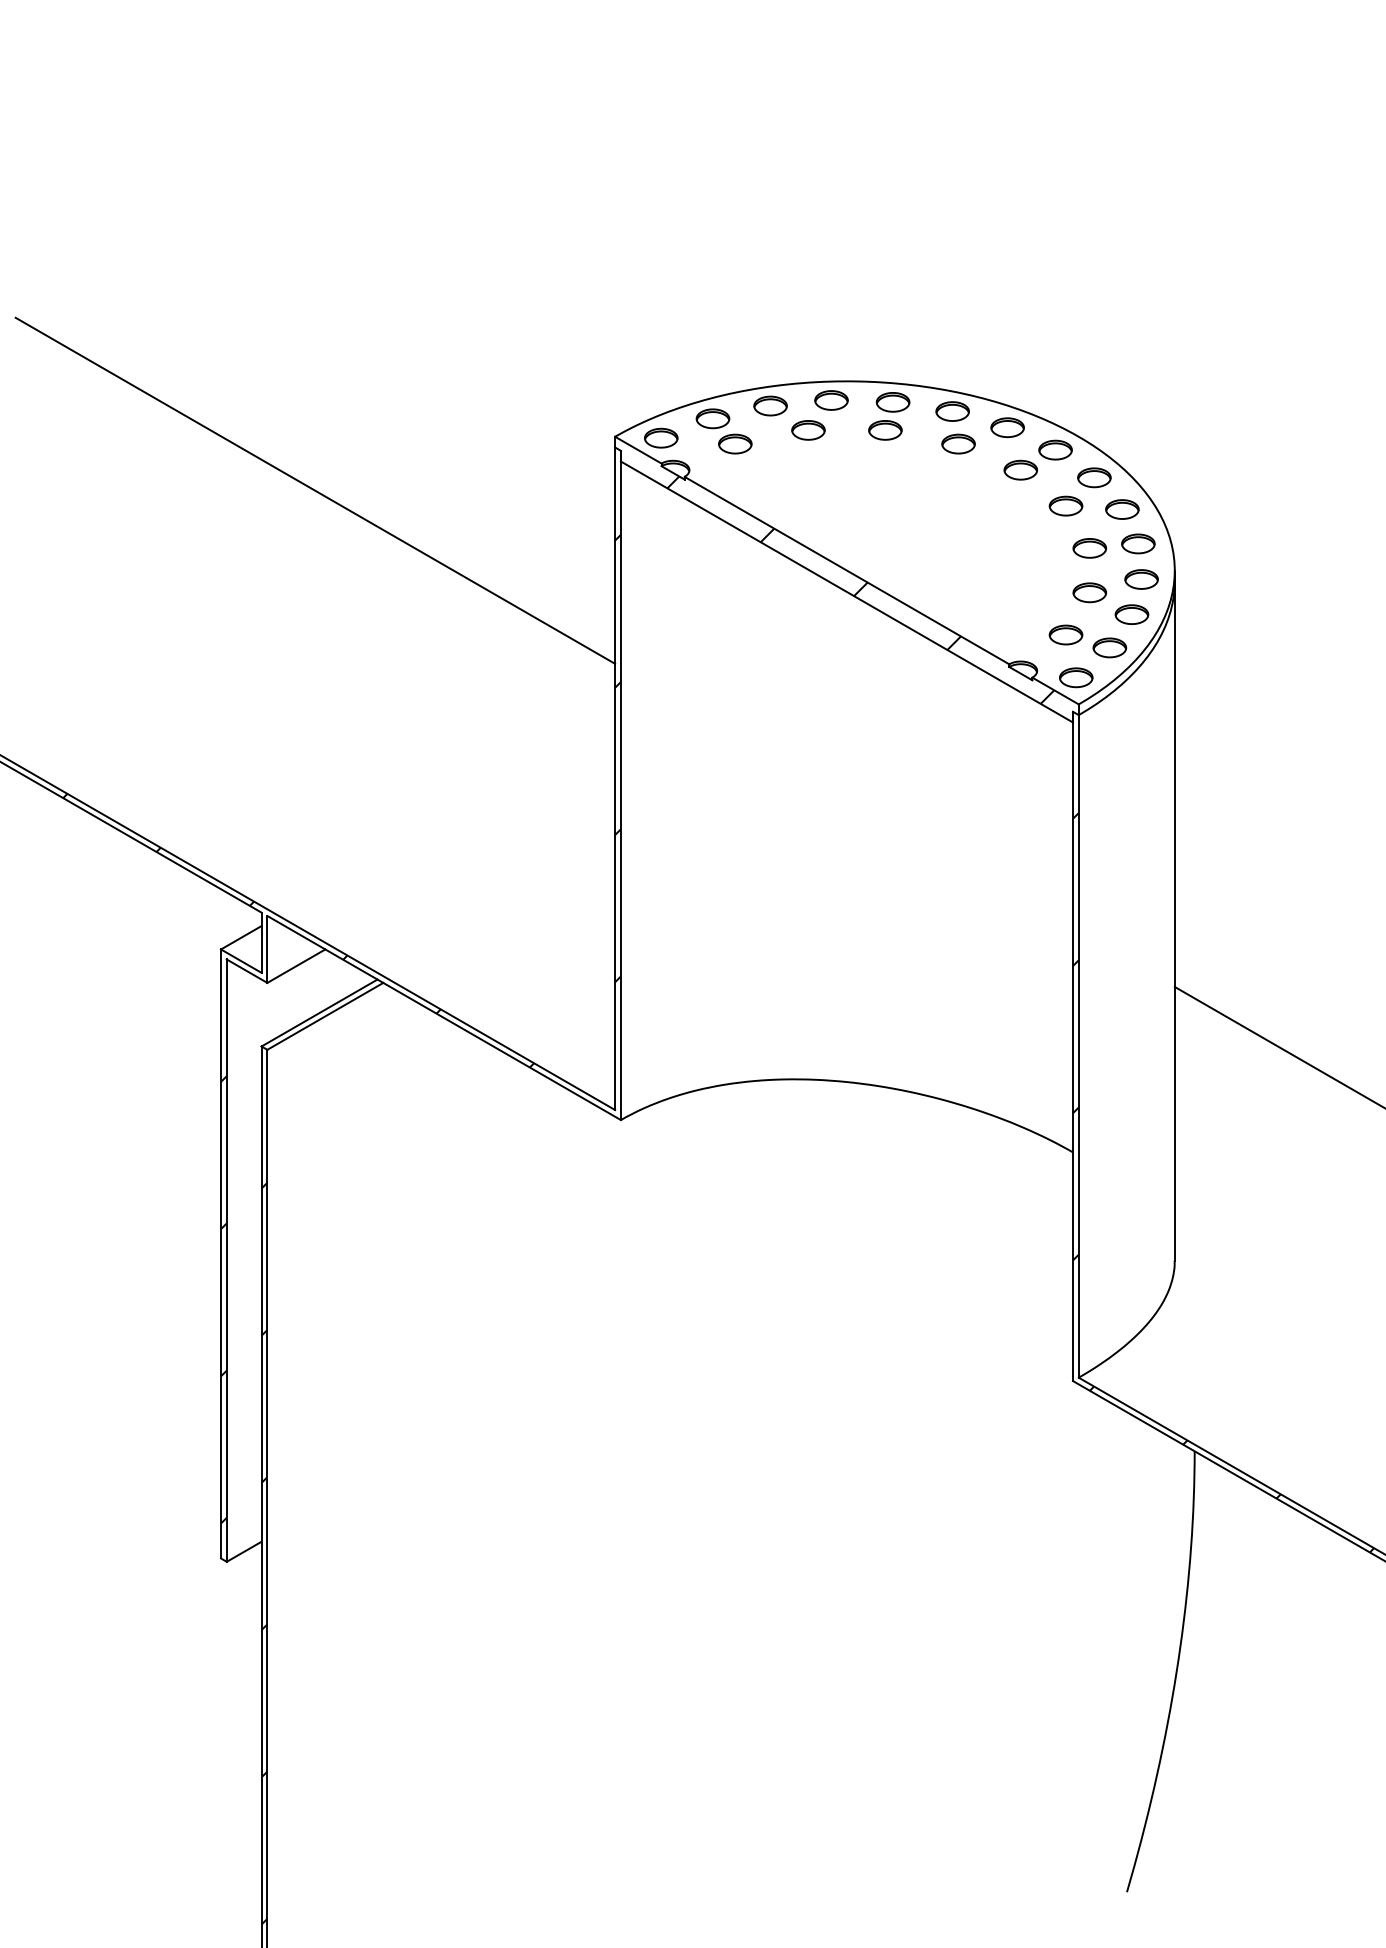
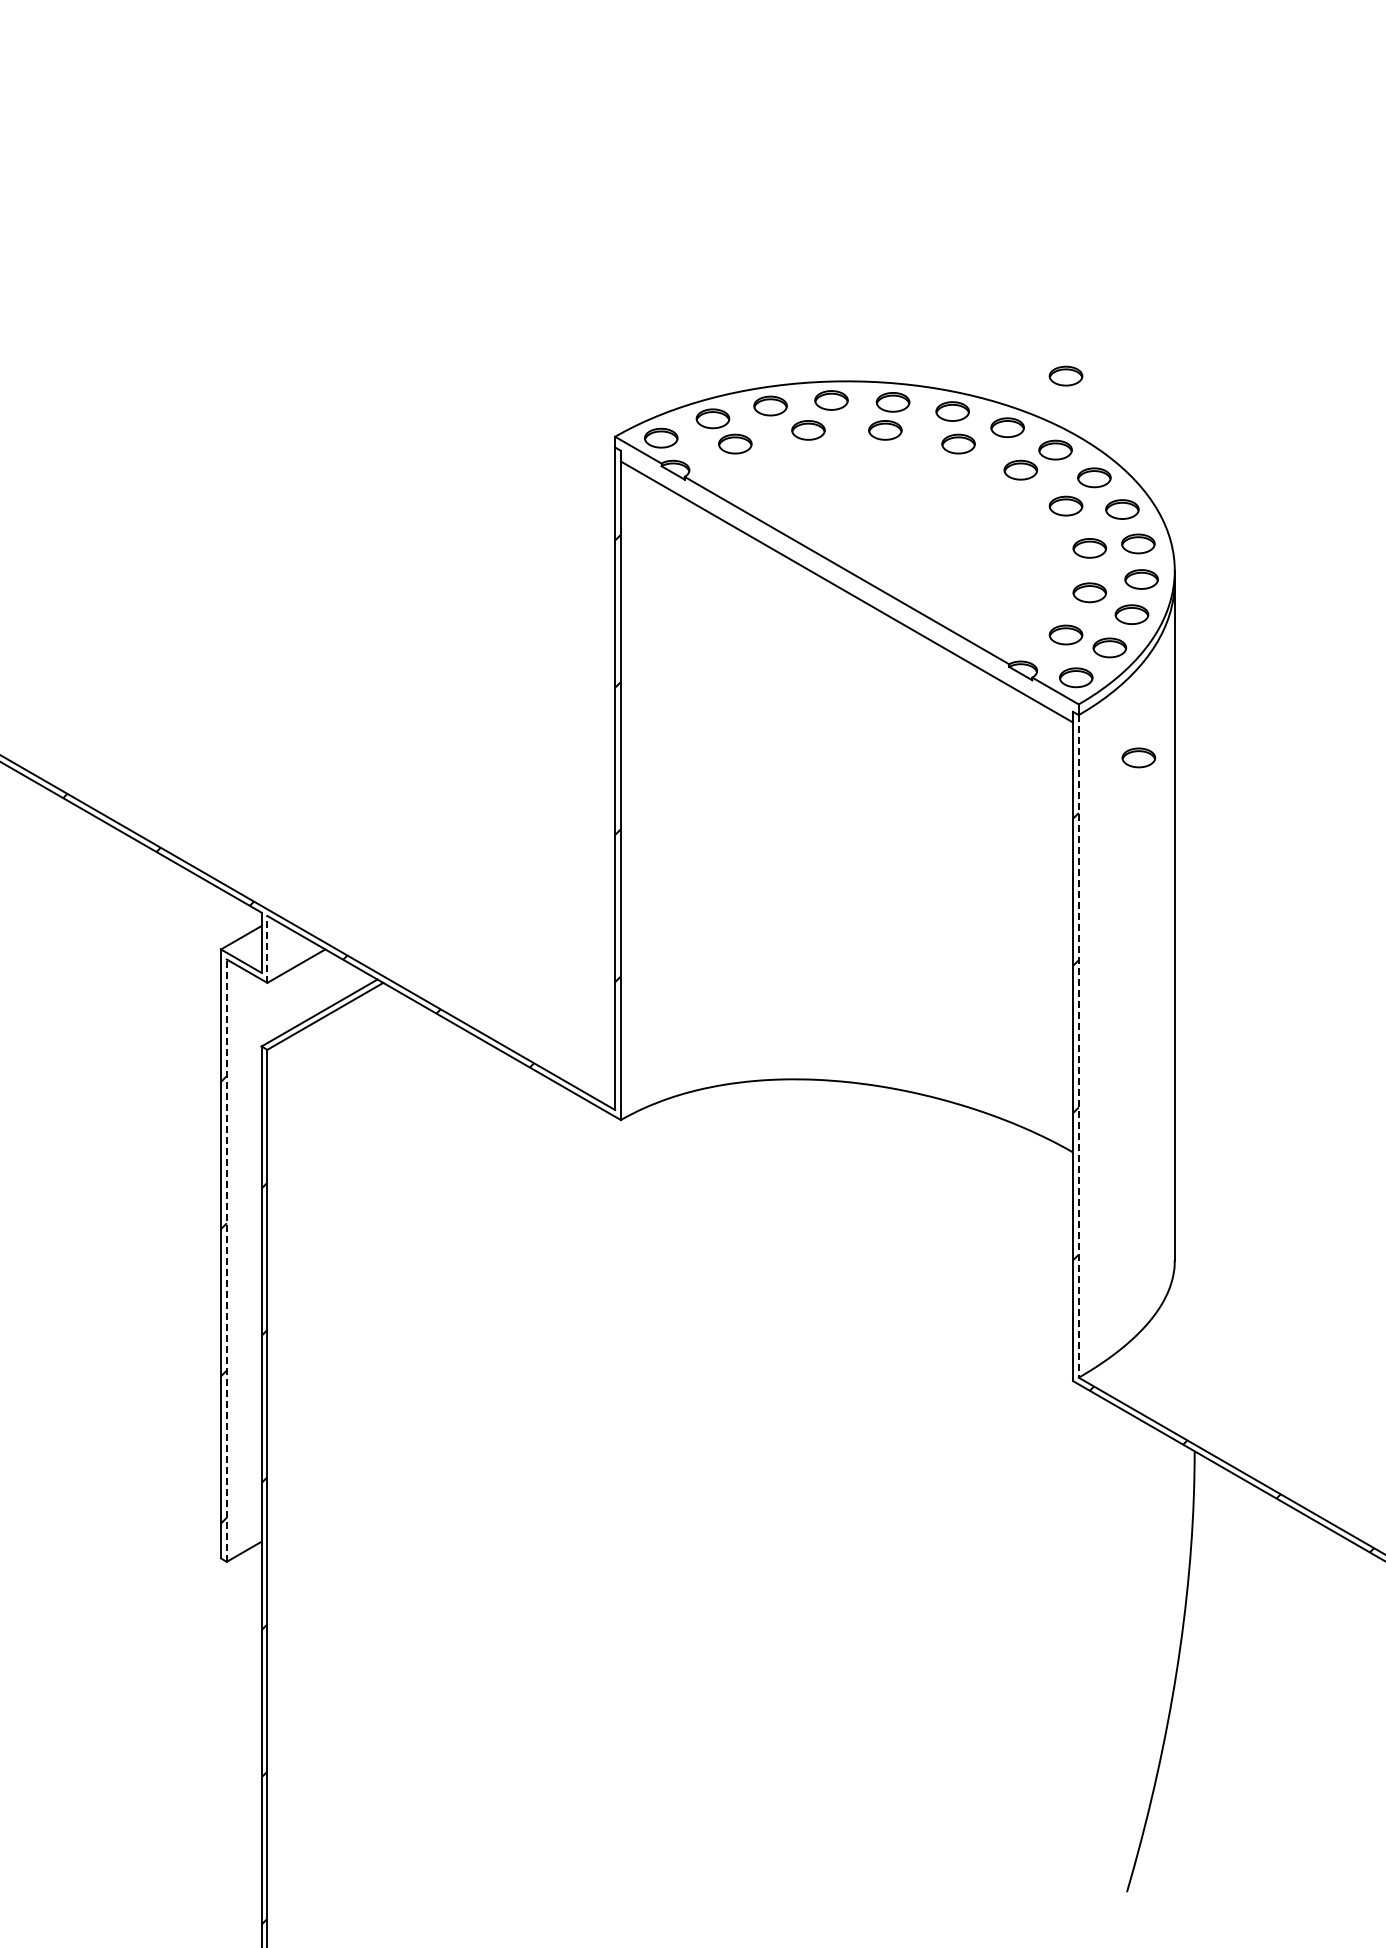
part: none -> present (1065, 375)
line: present -> none (315, 490)
hatch: present -> none (860, 589)
part: none -> present (1138, 757)
line: solid -> dashed (267, 948)
line: solid -> dashed (1078, 1046)
line: present -> none (1278, 1046)
line: solid -> dashed (226, 1260)
